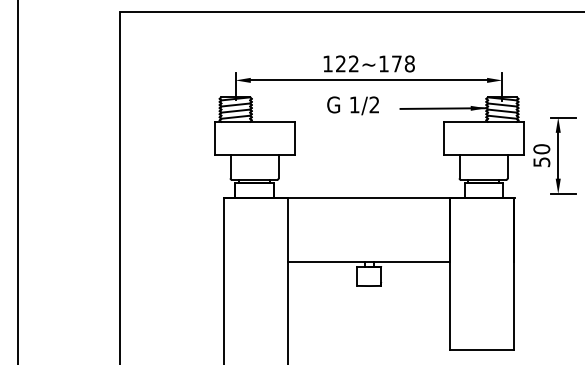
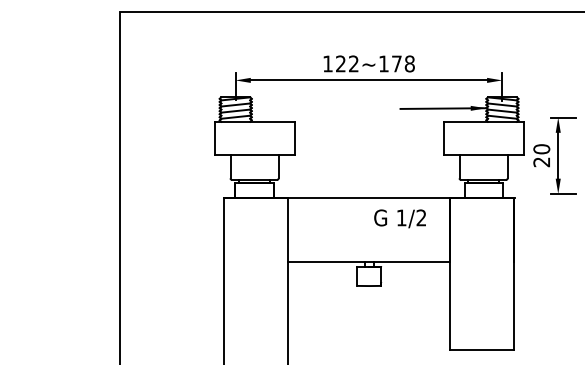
text position: (352, 105) -> (399, 218) (399, 218)
text: 50 -> 20 (541, 162)
line: present -> none (17, 181)
